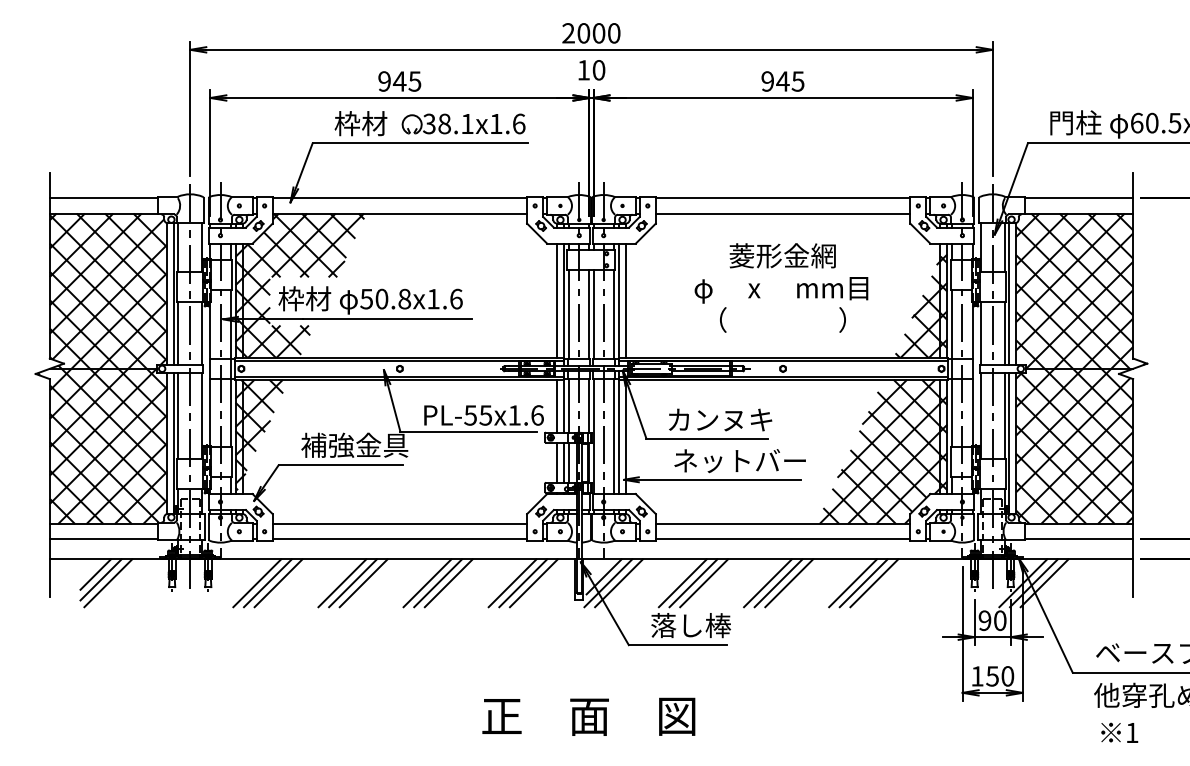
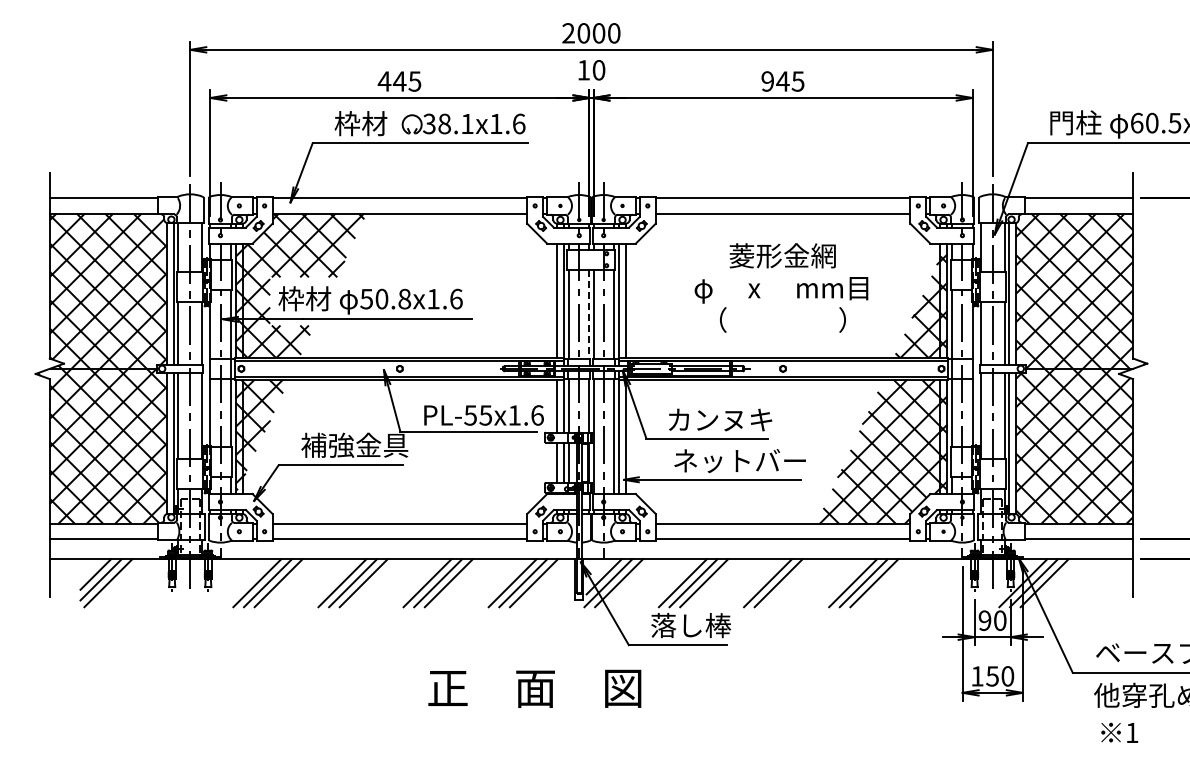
text: 945 -> 445 (384, 81)
line: solid -> dashed (589, 314)
line: present -> none (789, 583)
text position: (588, 716) -> (534, 688) (534, 688)
